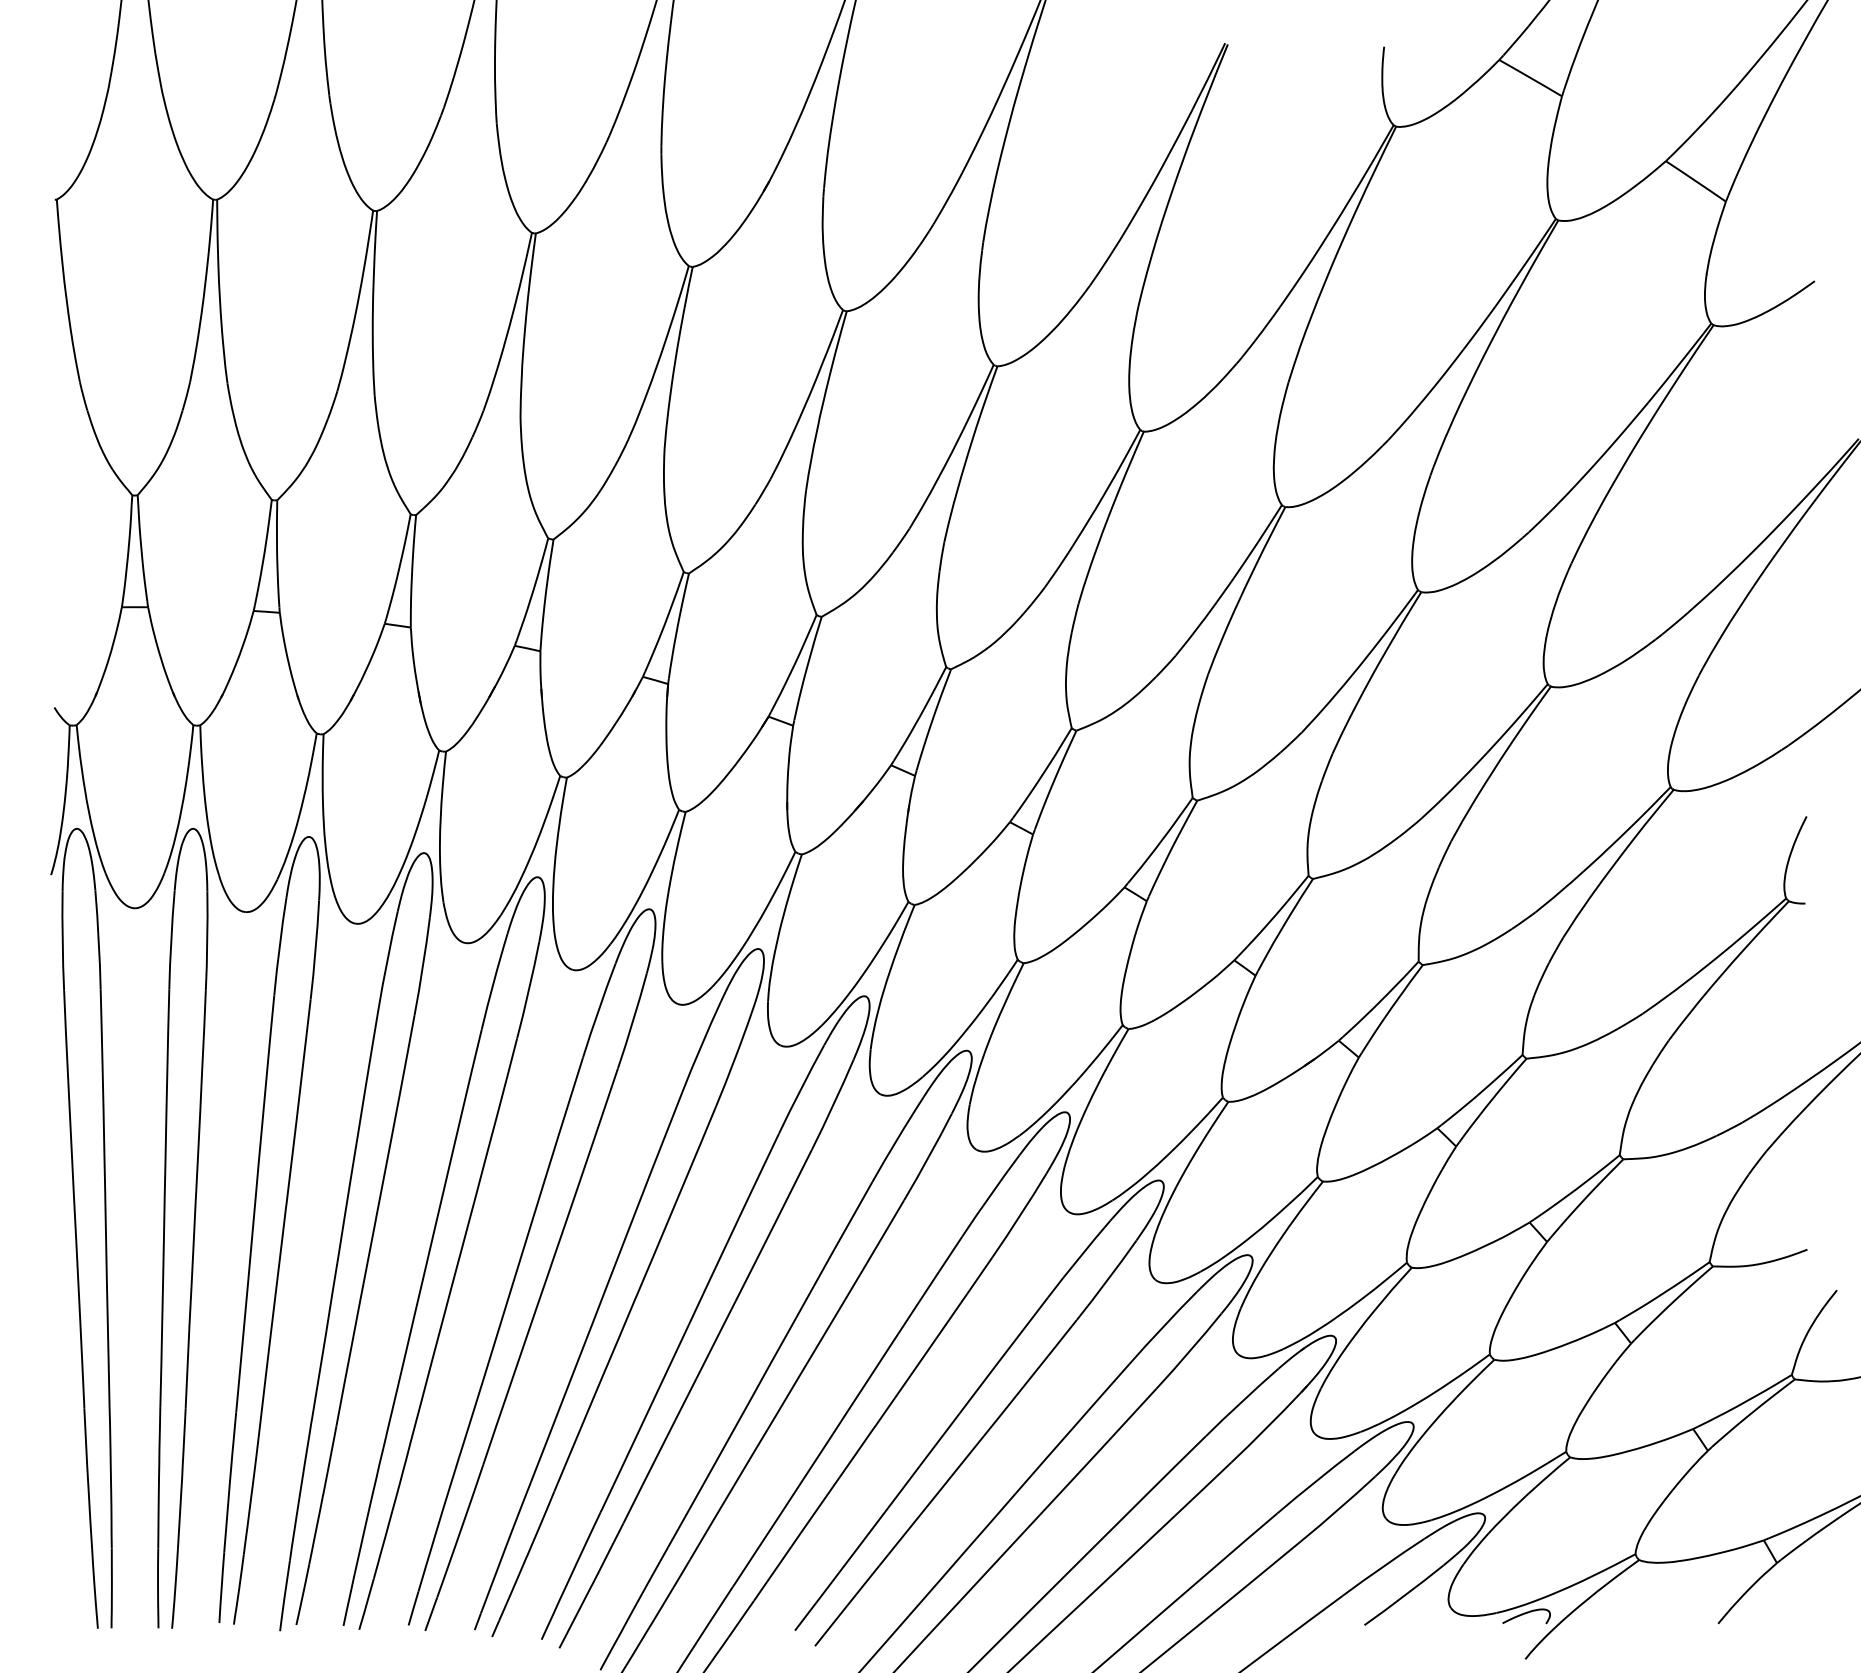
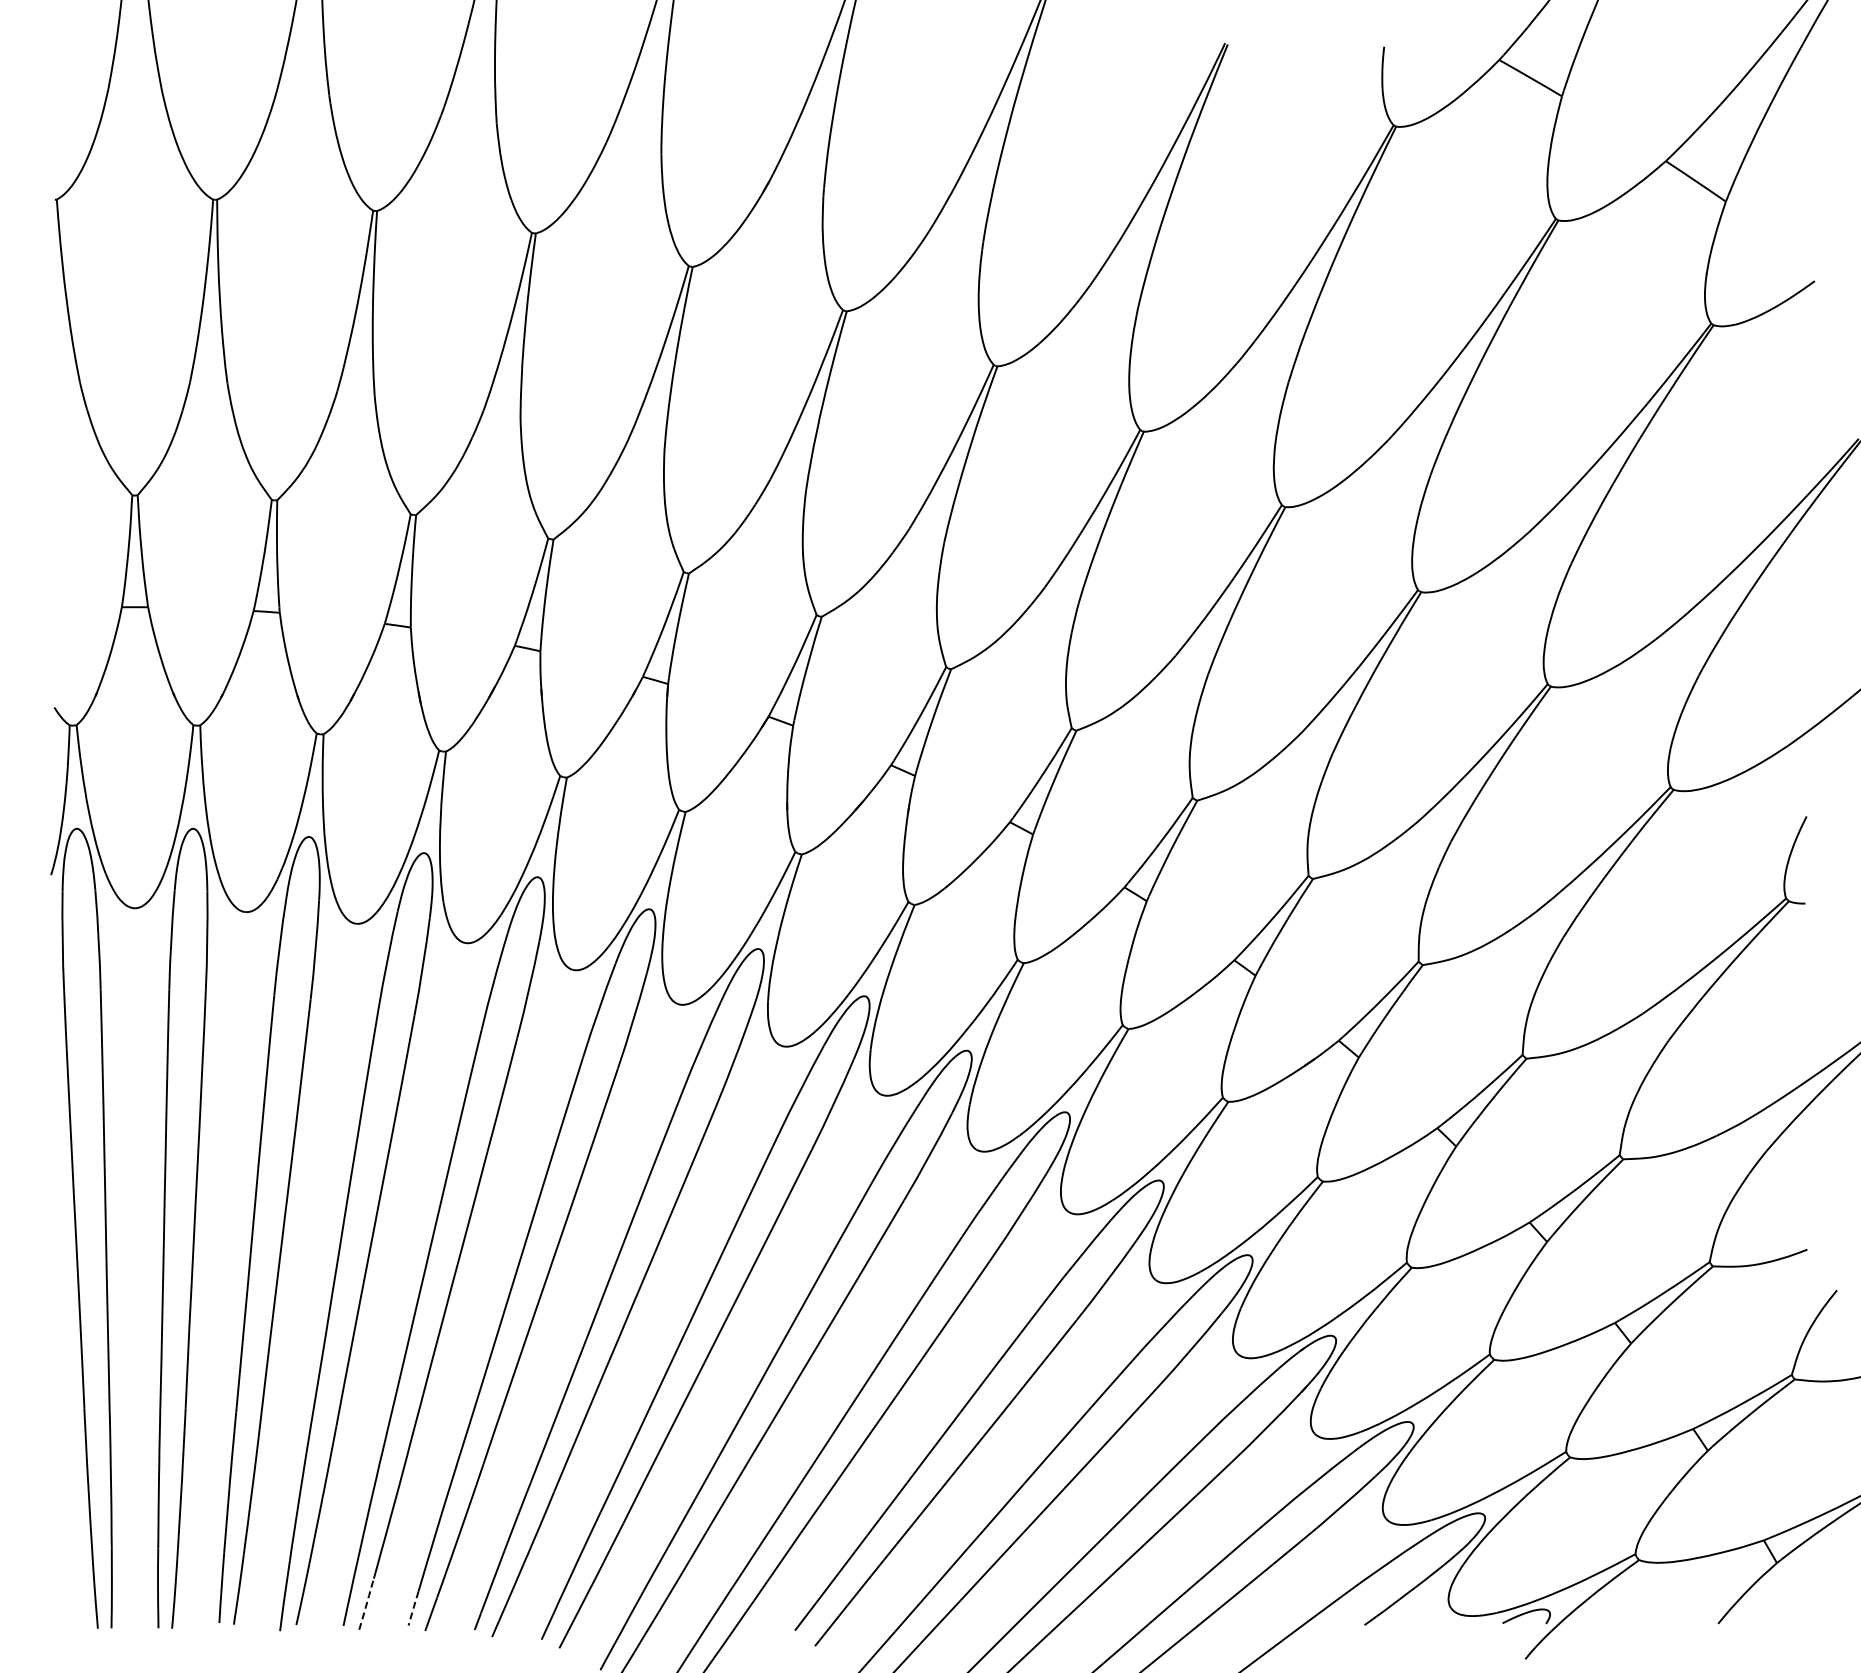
line: solid -> dashed (366, 1604)
line: solid -> dashed (413, 1608)
